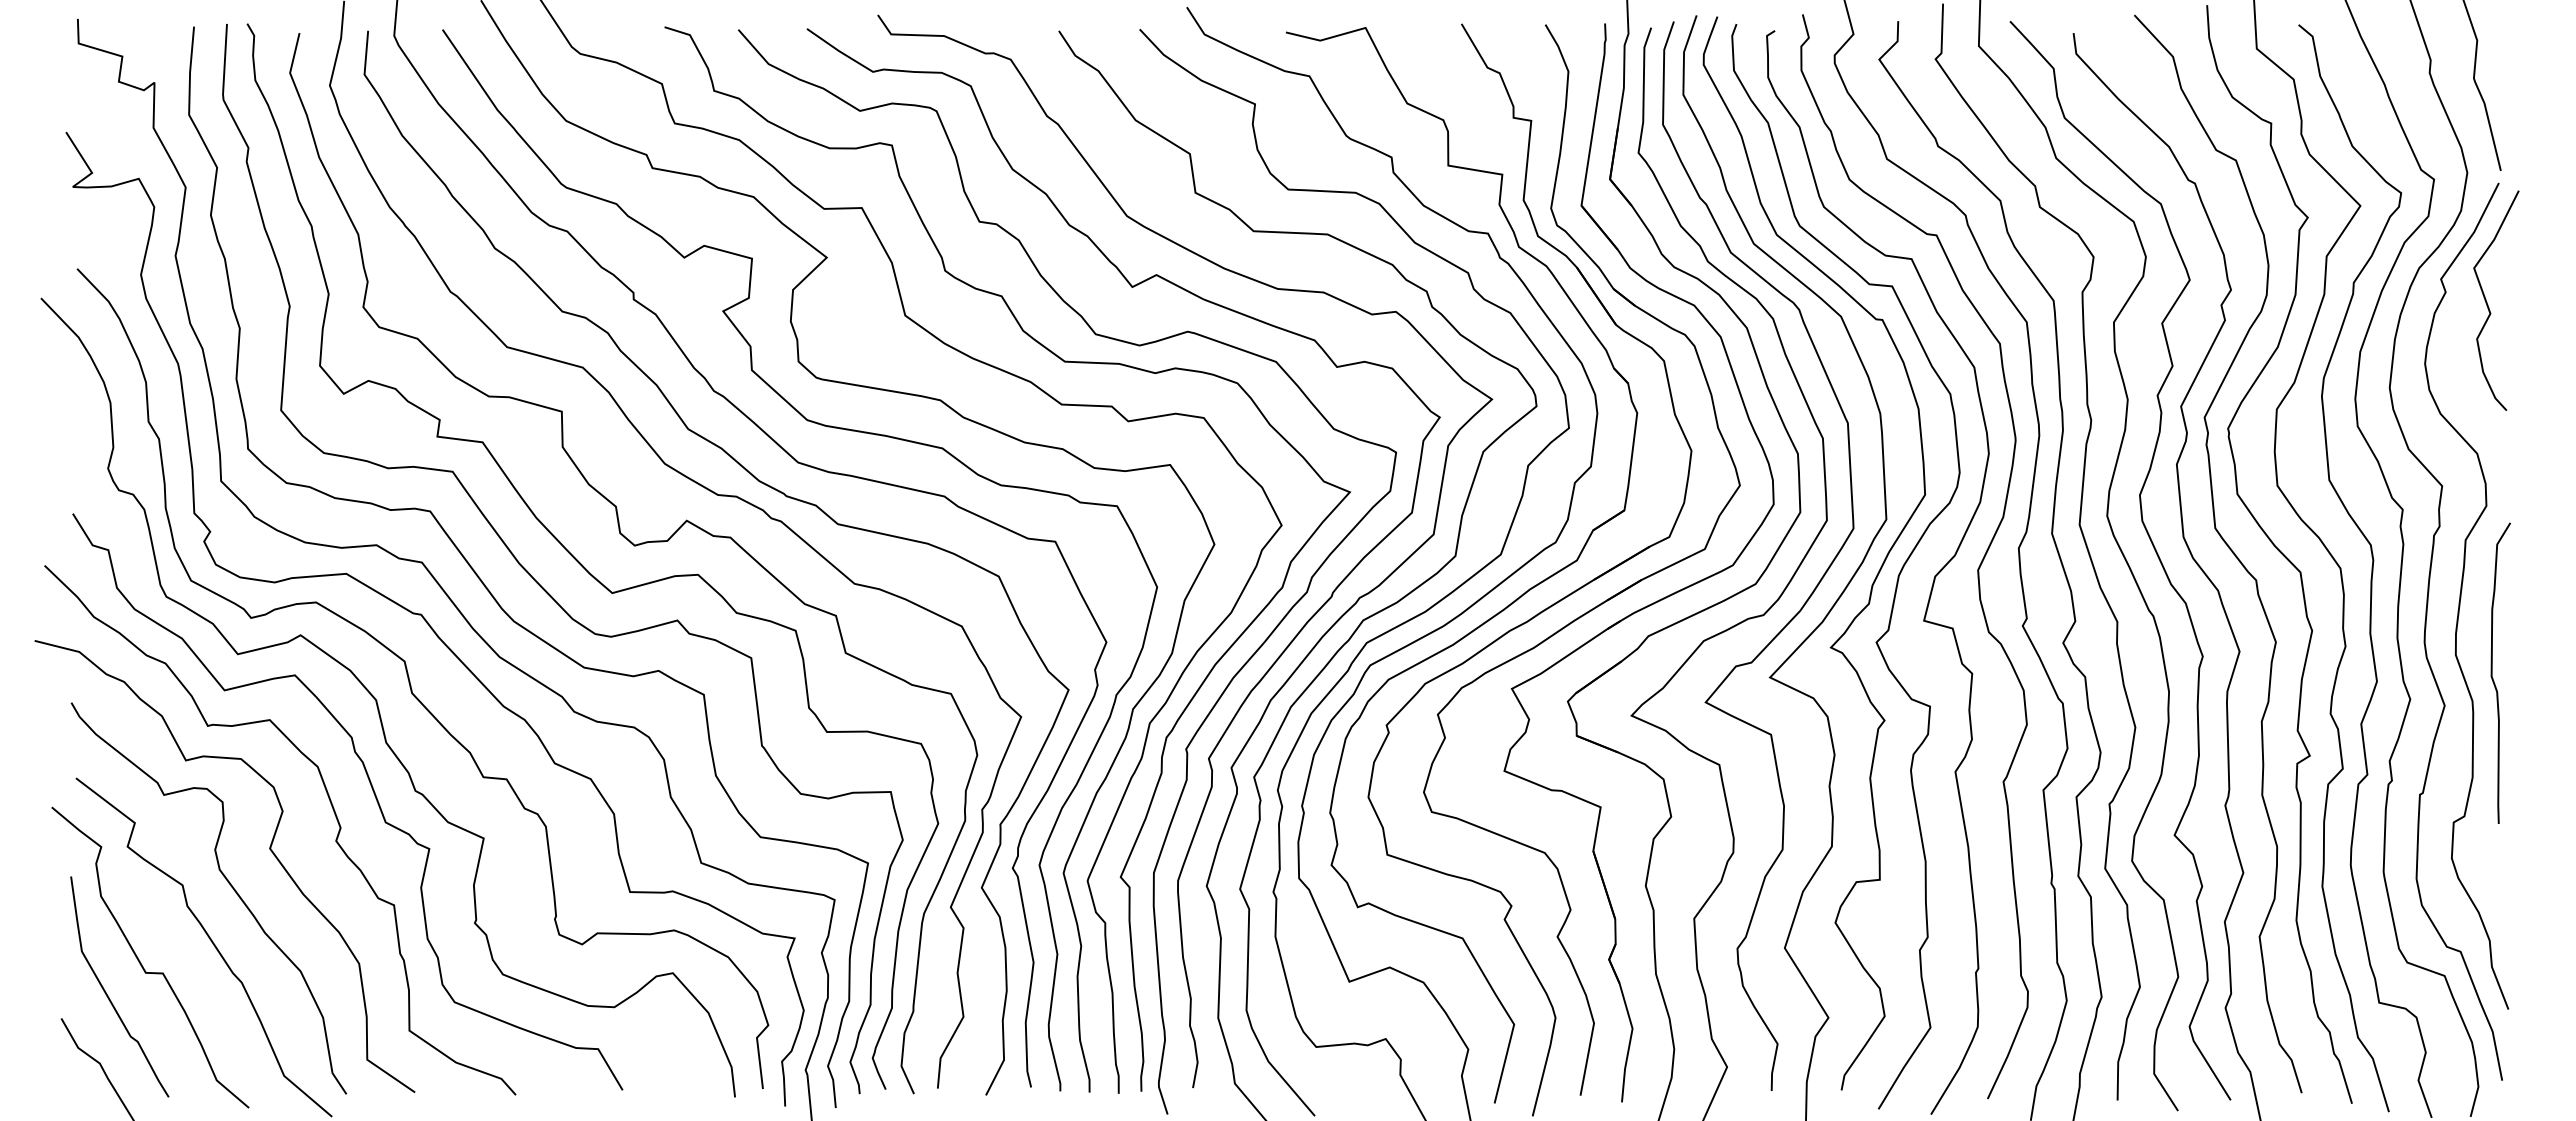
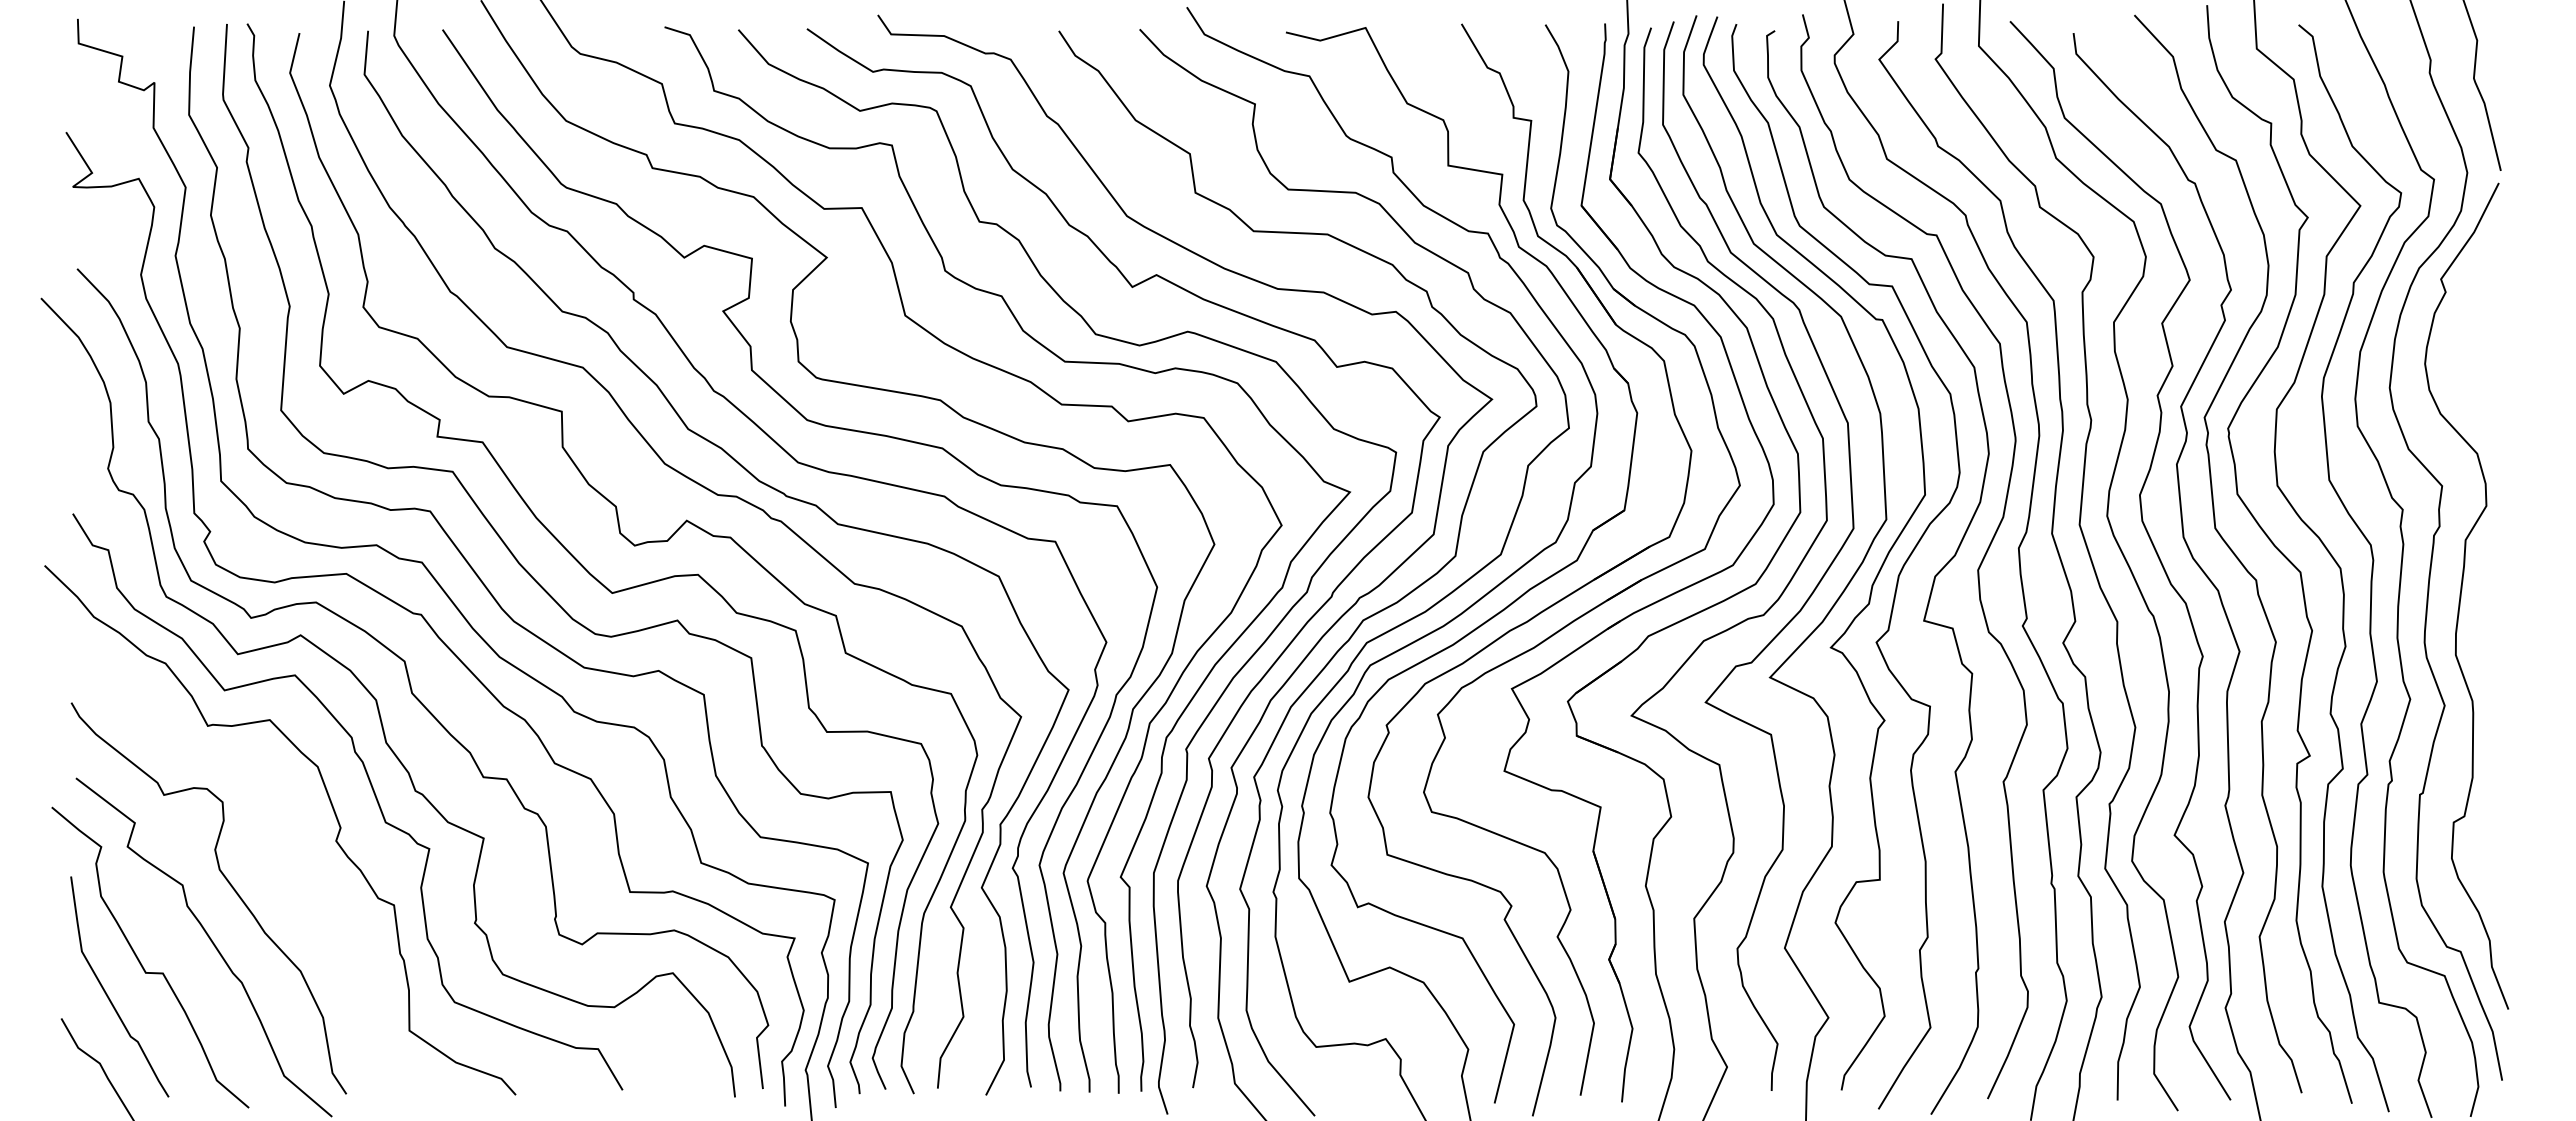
curve: present -> none (2488, 304)
curve: present -> none (2492, 672)
curve: present -> none (269, 849)
